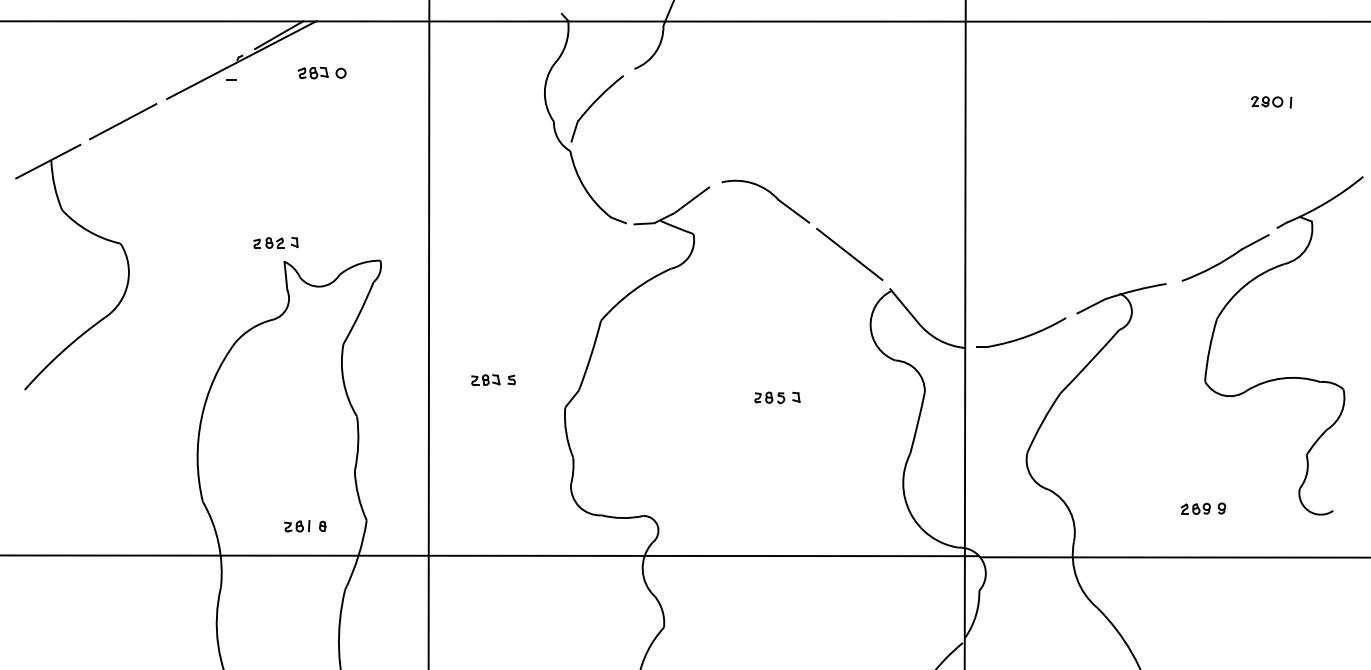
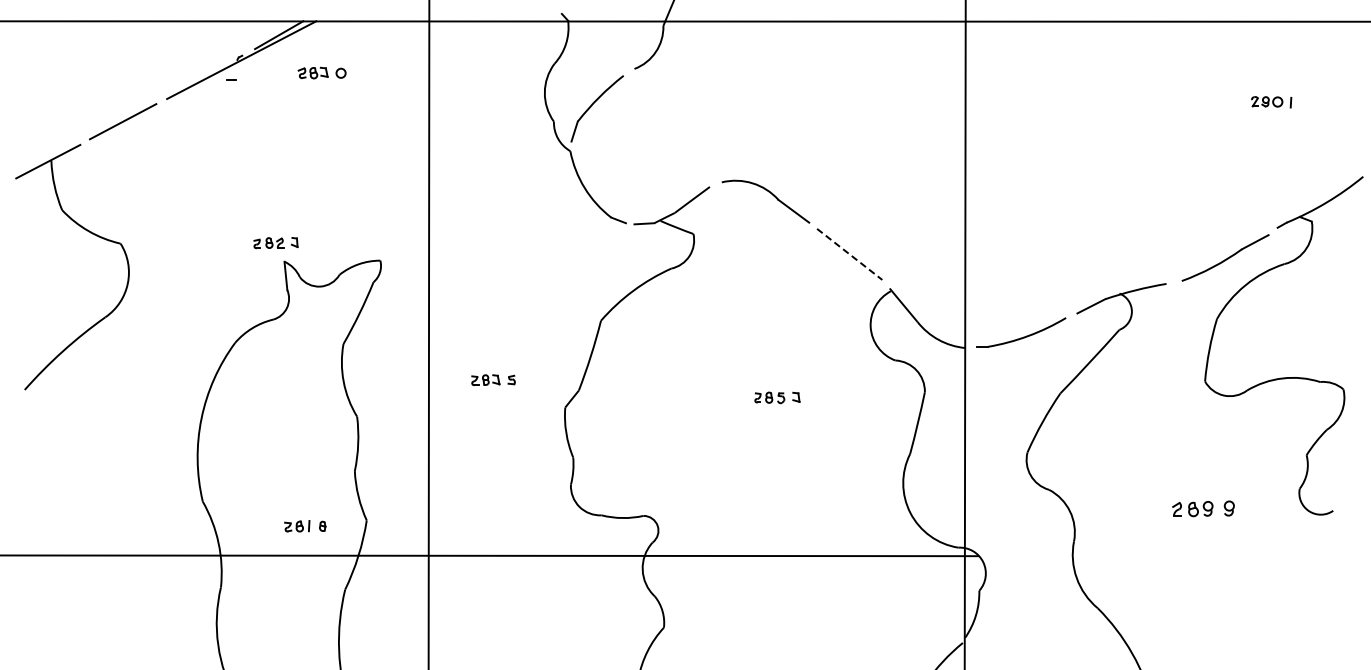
line: solid -> dashed (850, 254)
part size: 47x13 px -> 63x18 px (1203, 508)
line: present -> none (1174, 557)
